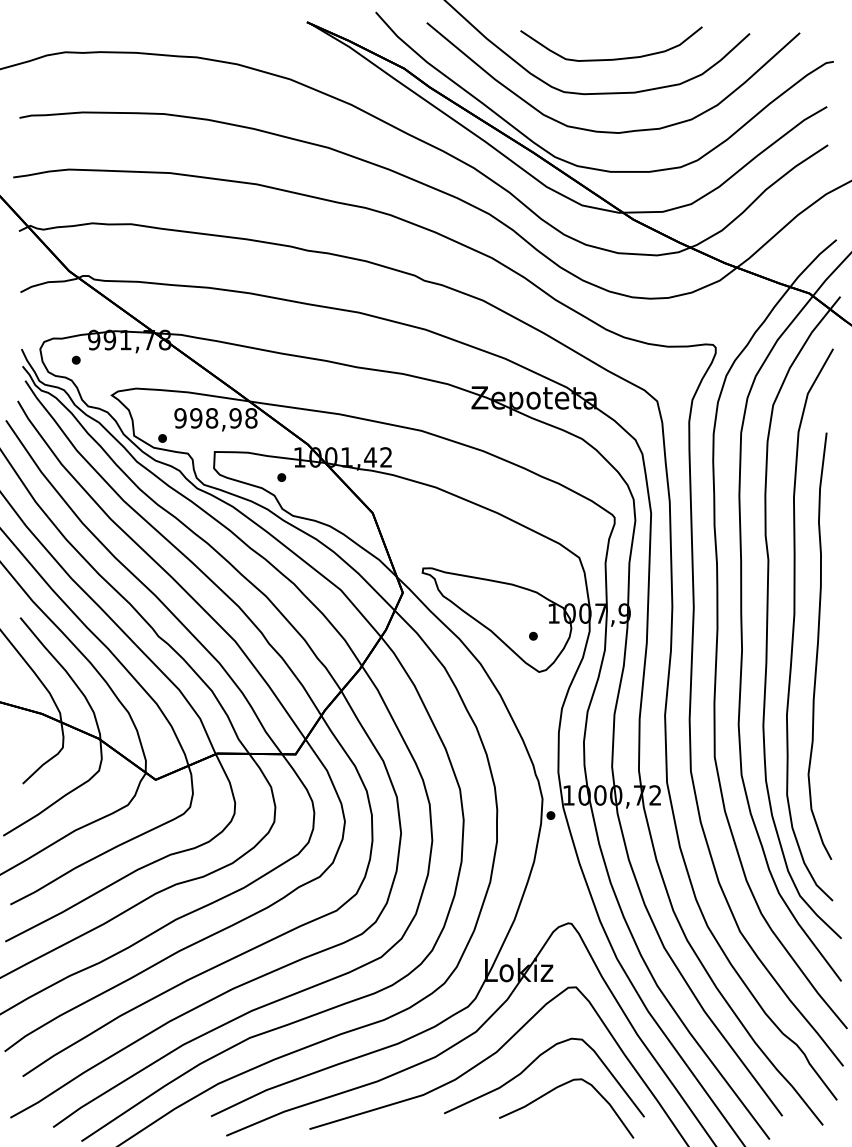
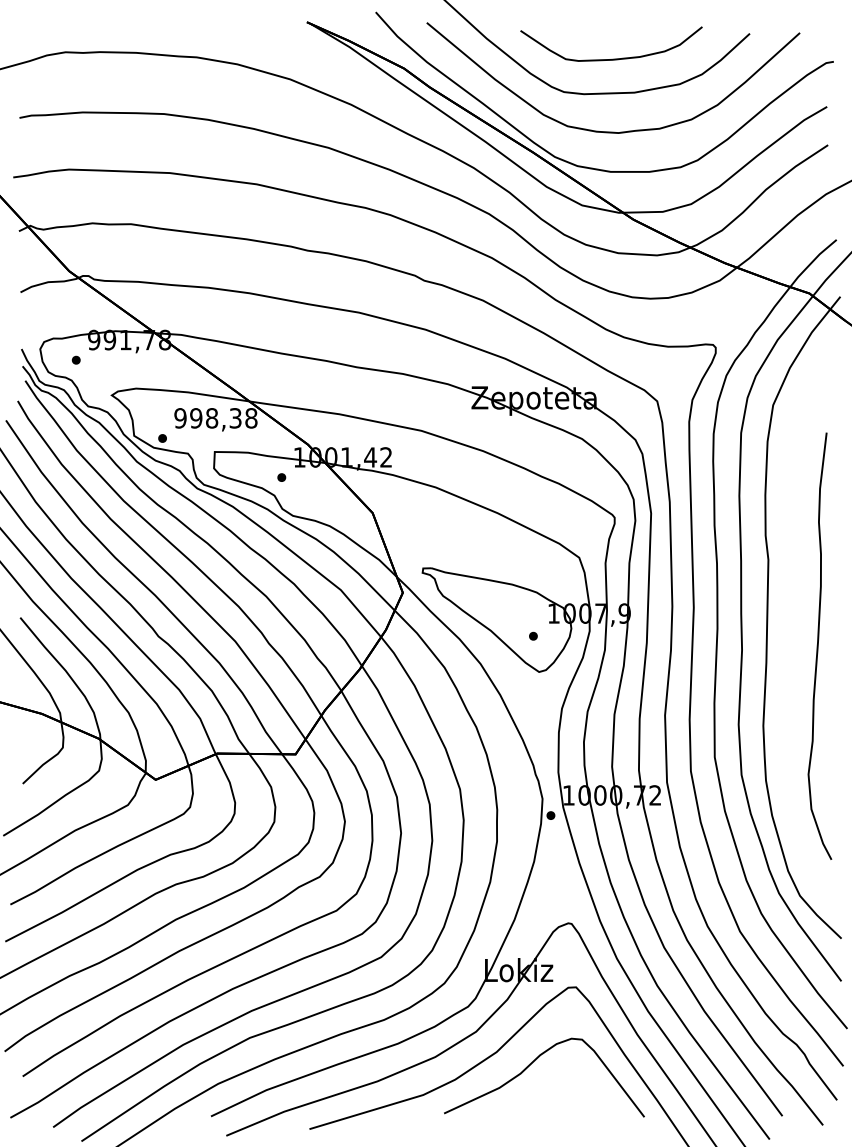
text: 998,98 -> 998,38 (235, 418)
curve: present -> none (794, 624)
curve: present -> none (557, 1088)
